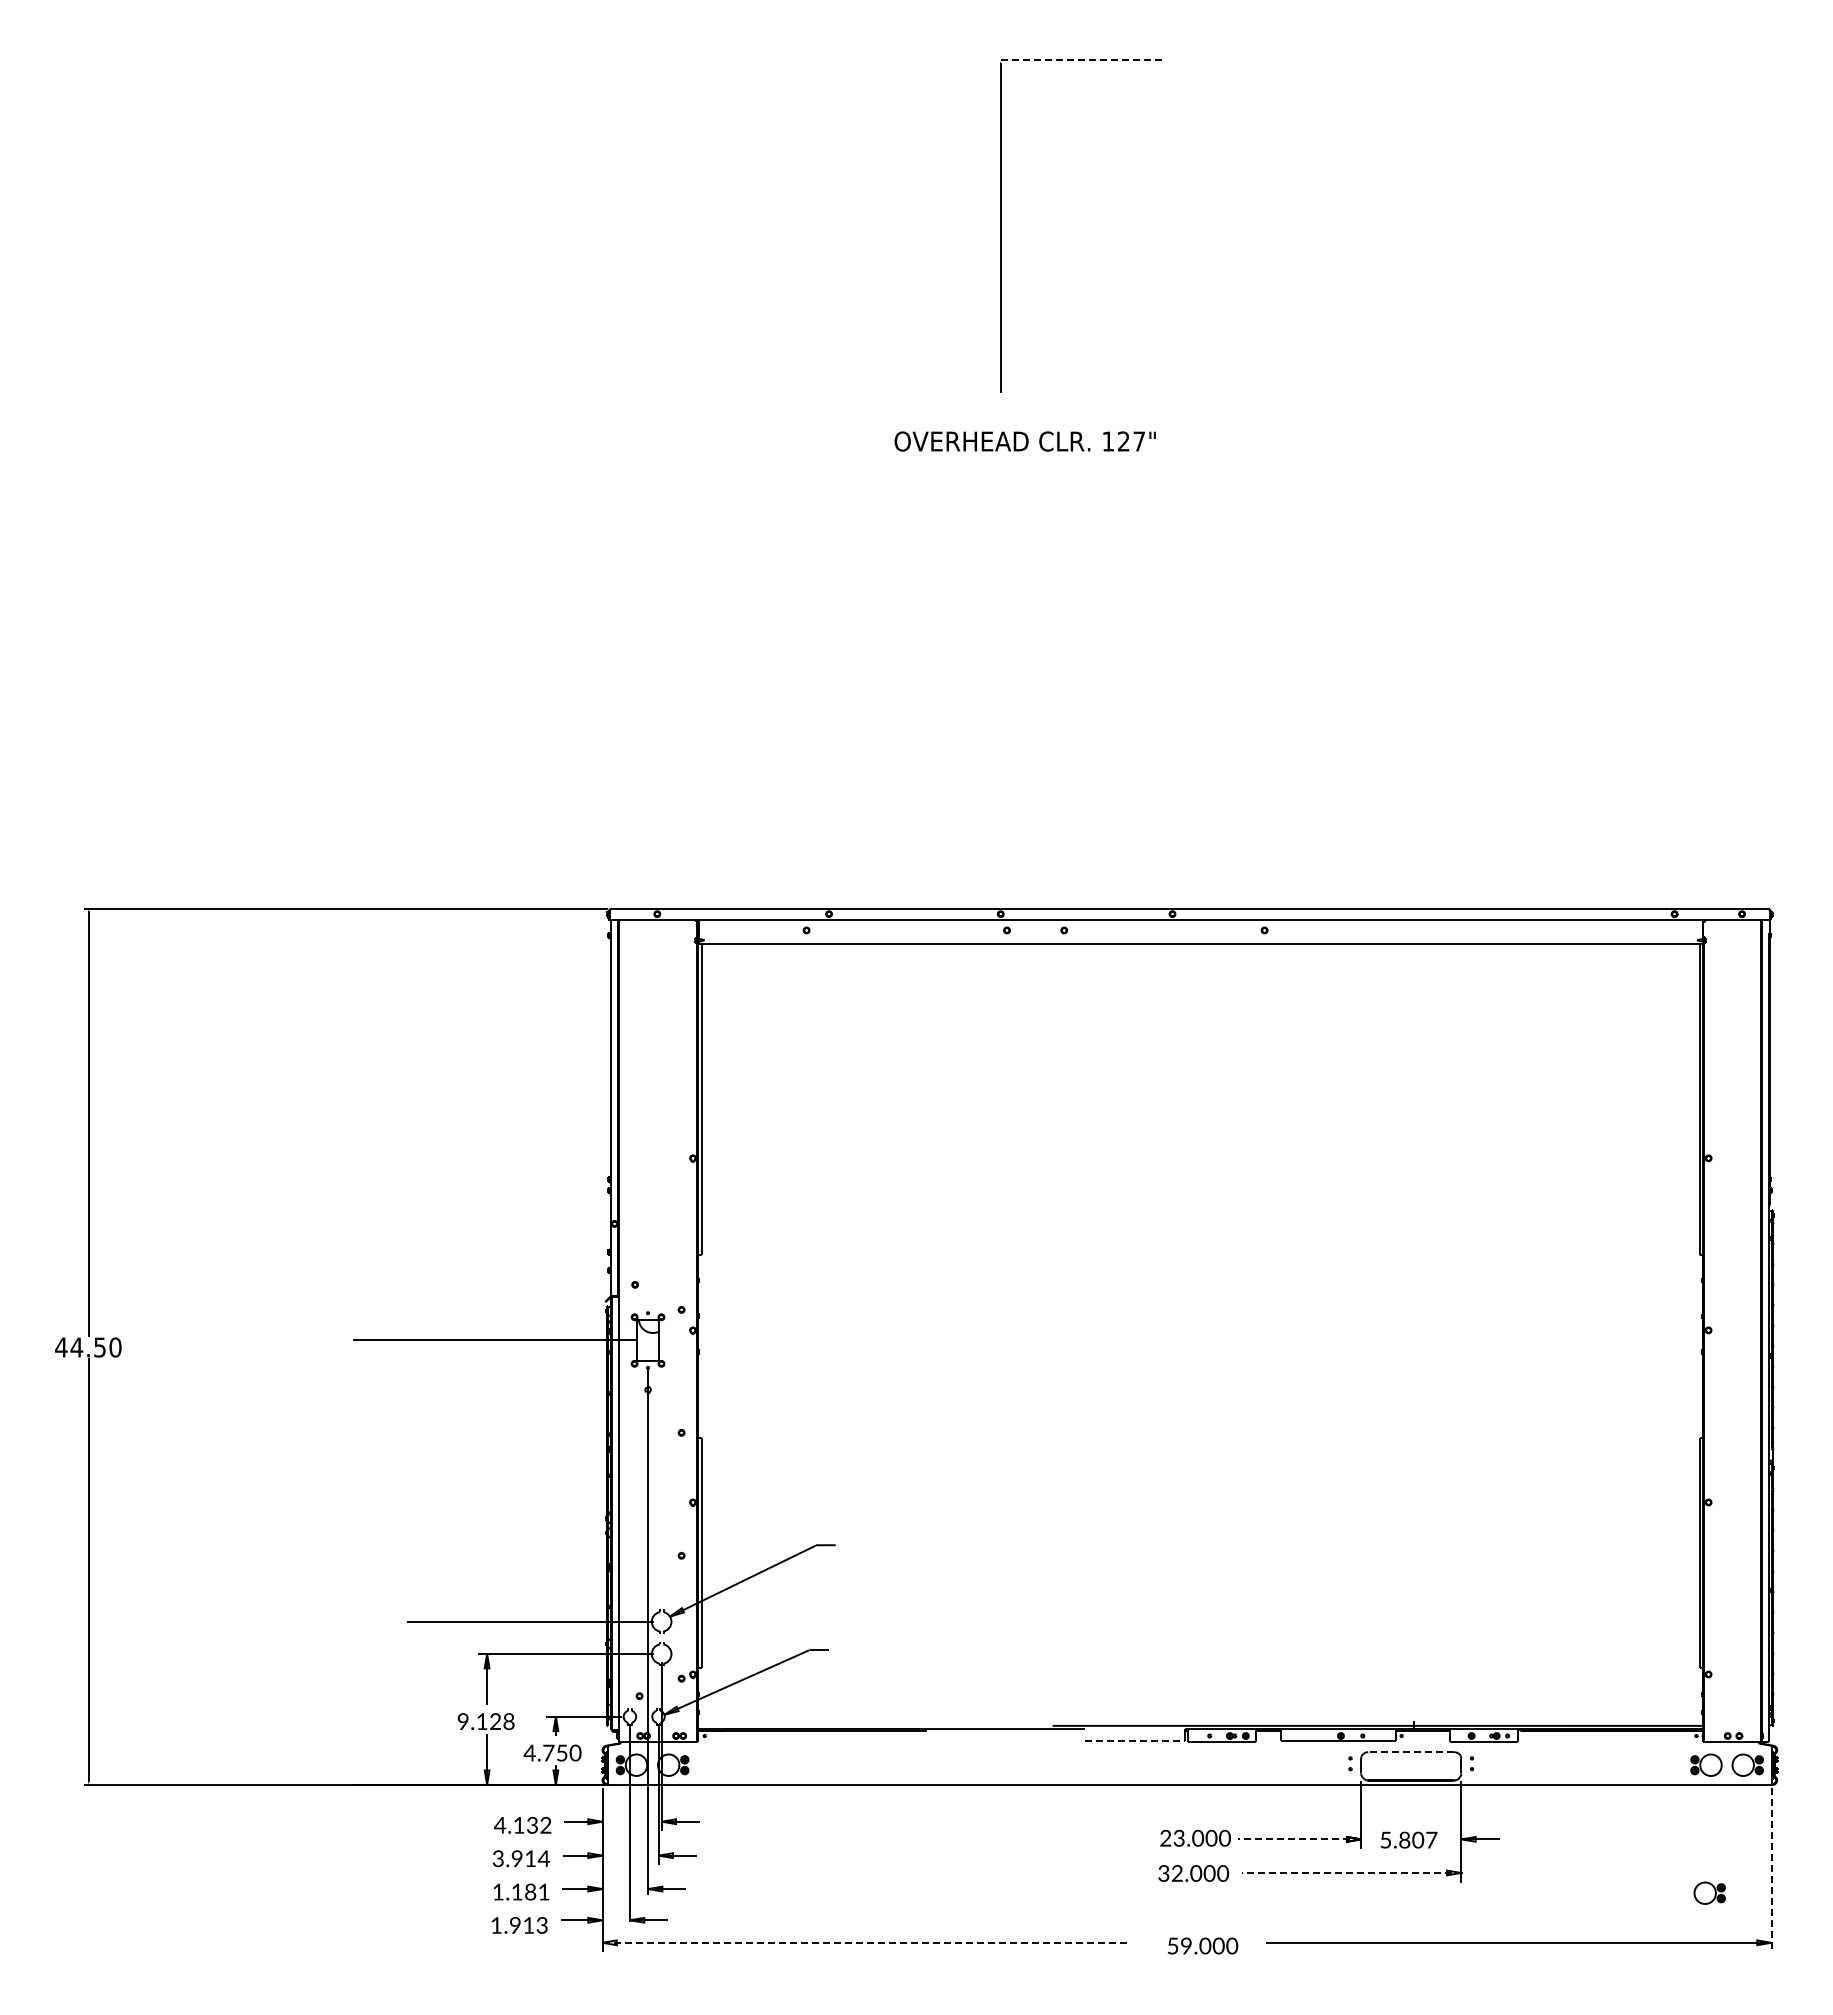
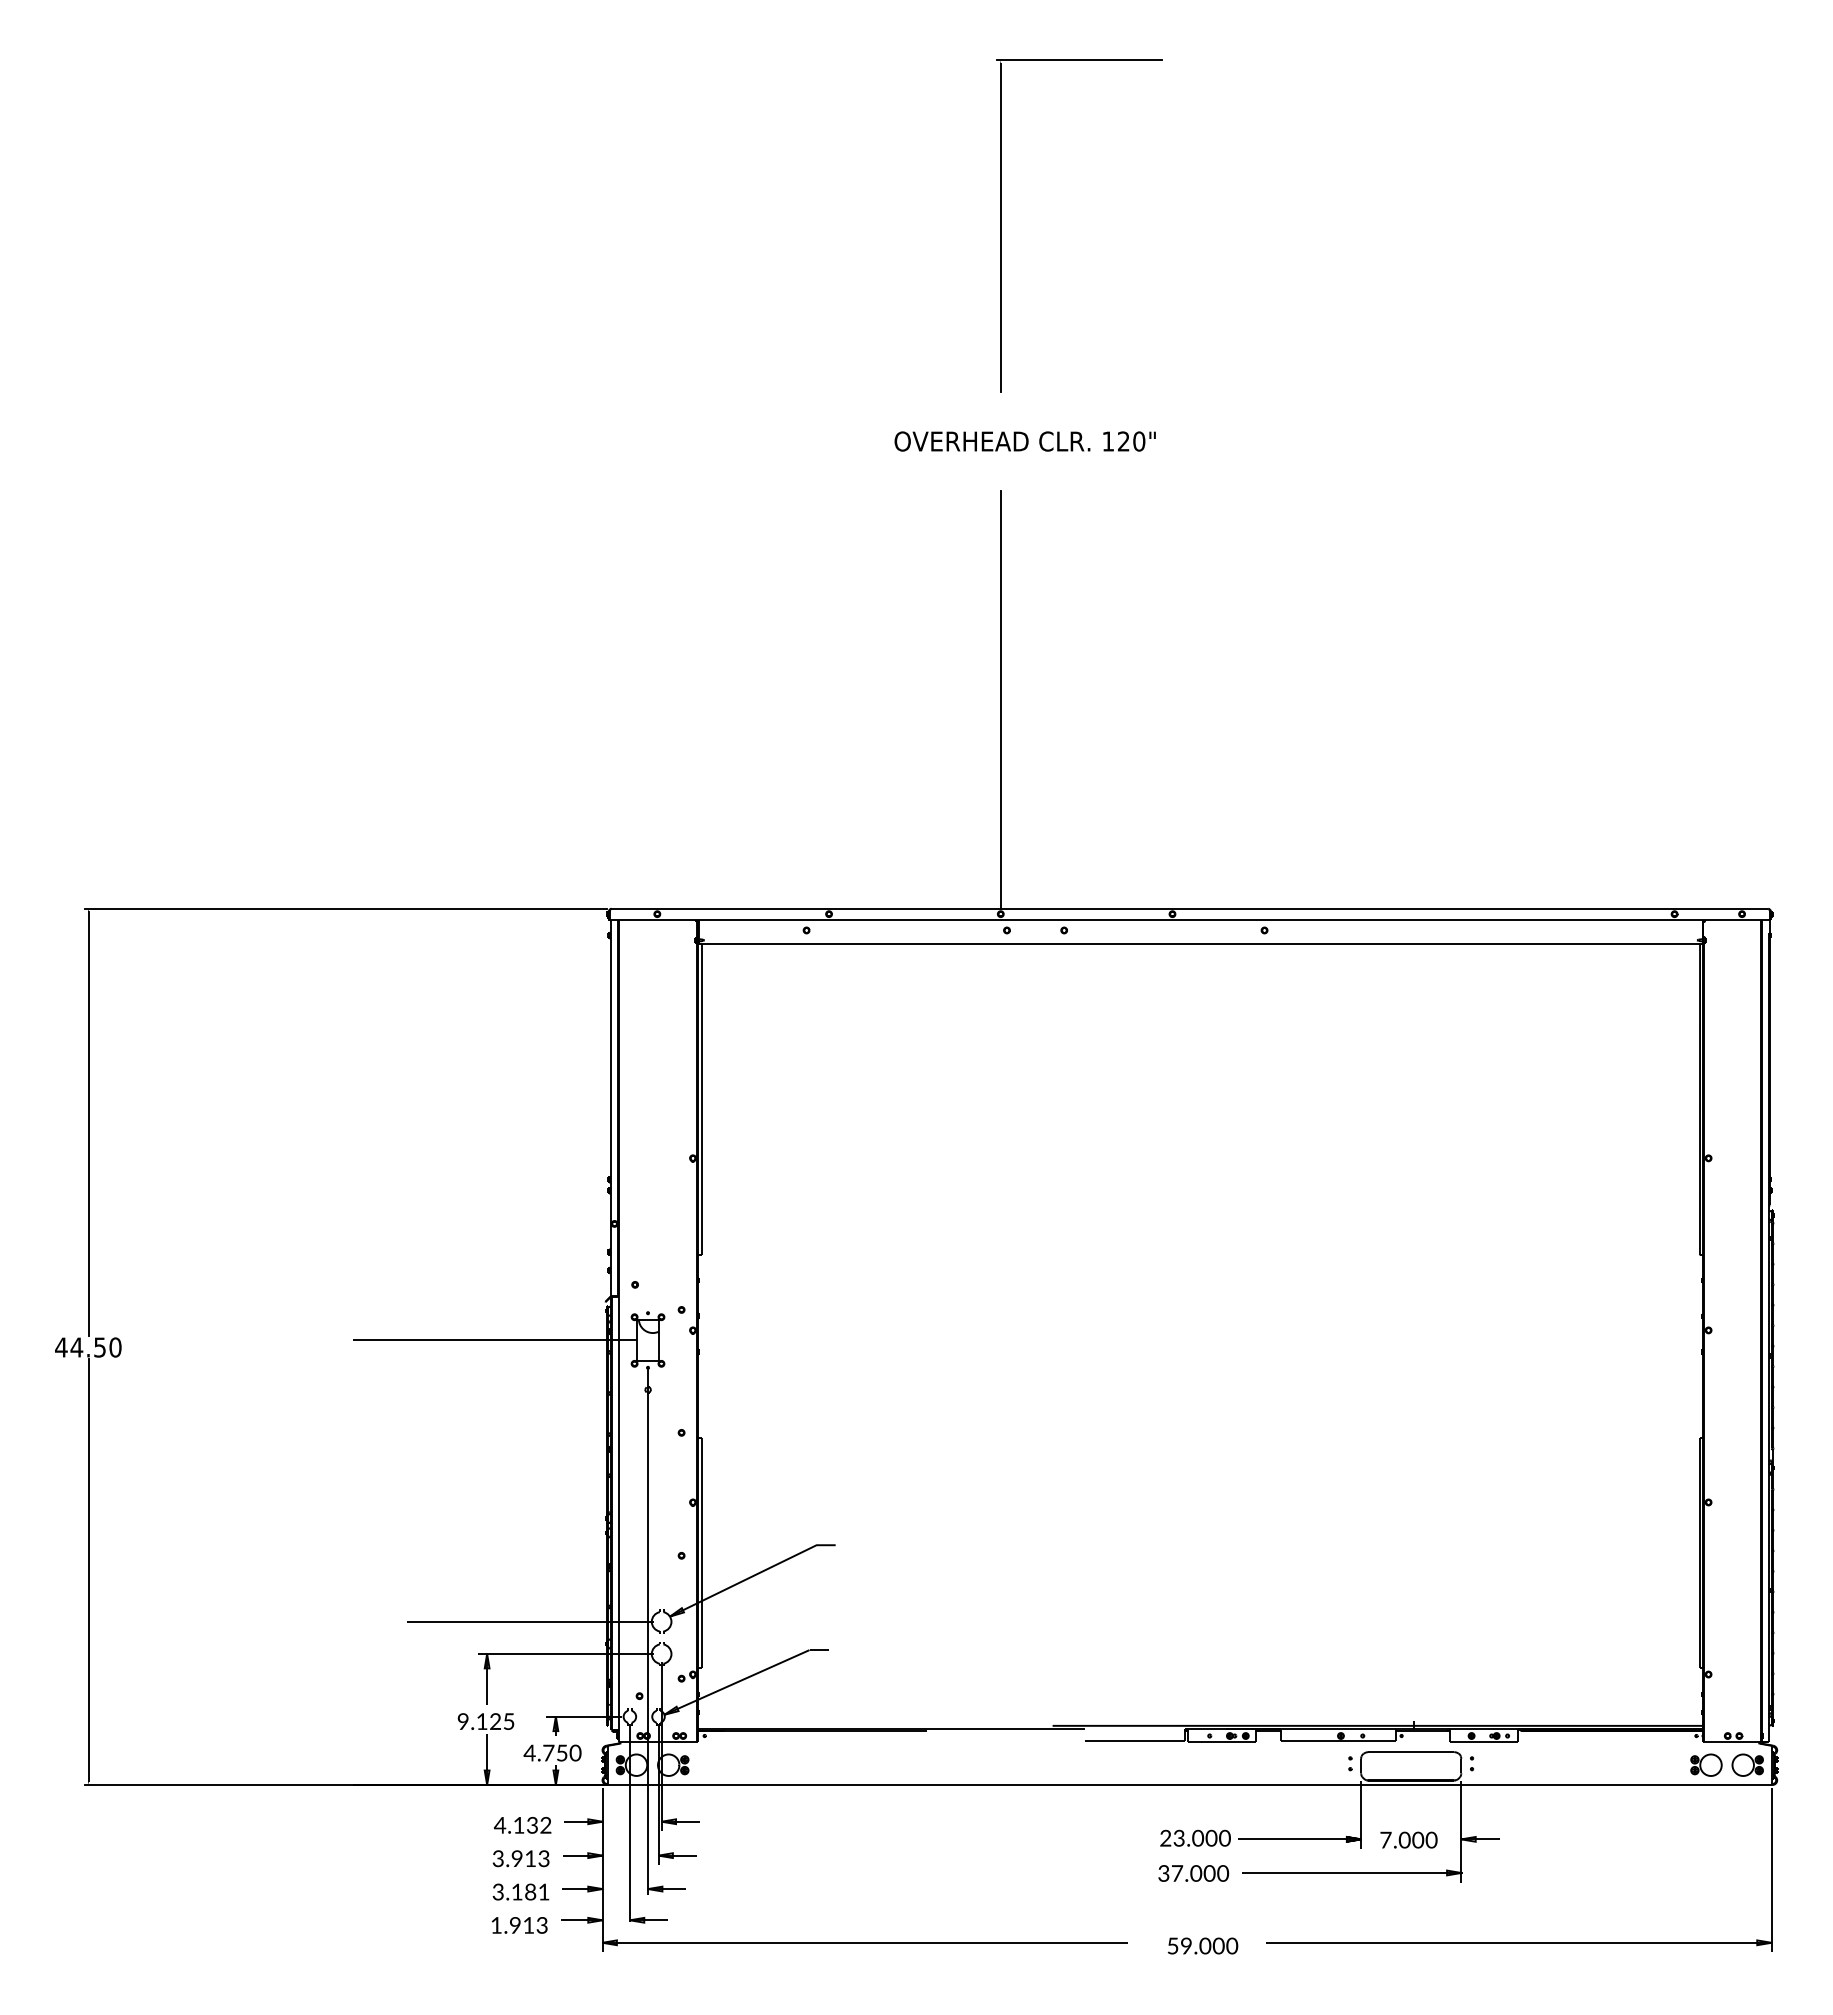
line: dashed -> solid (1079, 60)
text: 127" -> 120" (1139, 441)
line: none -> present (1000, 699)
text: 9.128 -> 9.125 (508, 1721)
line: dashed -> solid (1135, 1741)
line: dashed -> solid (1411, 1752)
line: dashed -> solid (1299, 1839)
text: 5.807 -> 7.000 (1408, 1839)
text: 3.914 -> 3.913 (543, 1858)
line: dashed -> solid (1771, 1870)
line: dashed -> solid (1352, 1872)
text: 32.000 -> 37.000 (1177, 1873)
text: 1.181 -> 3.181 (497, 1891)
part: present -> none (1709, 1892)
line: dashed -> solid (865, 1942)
